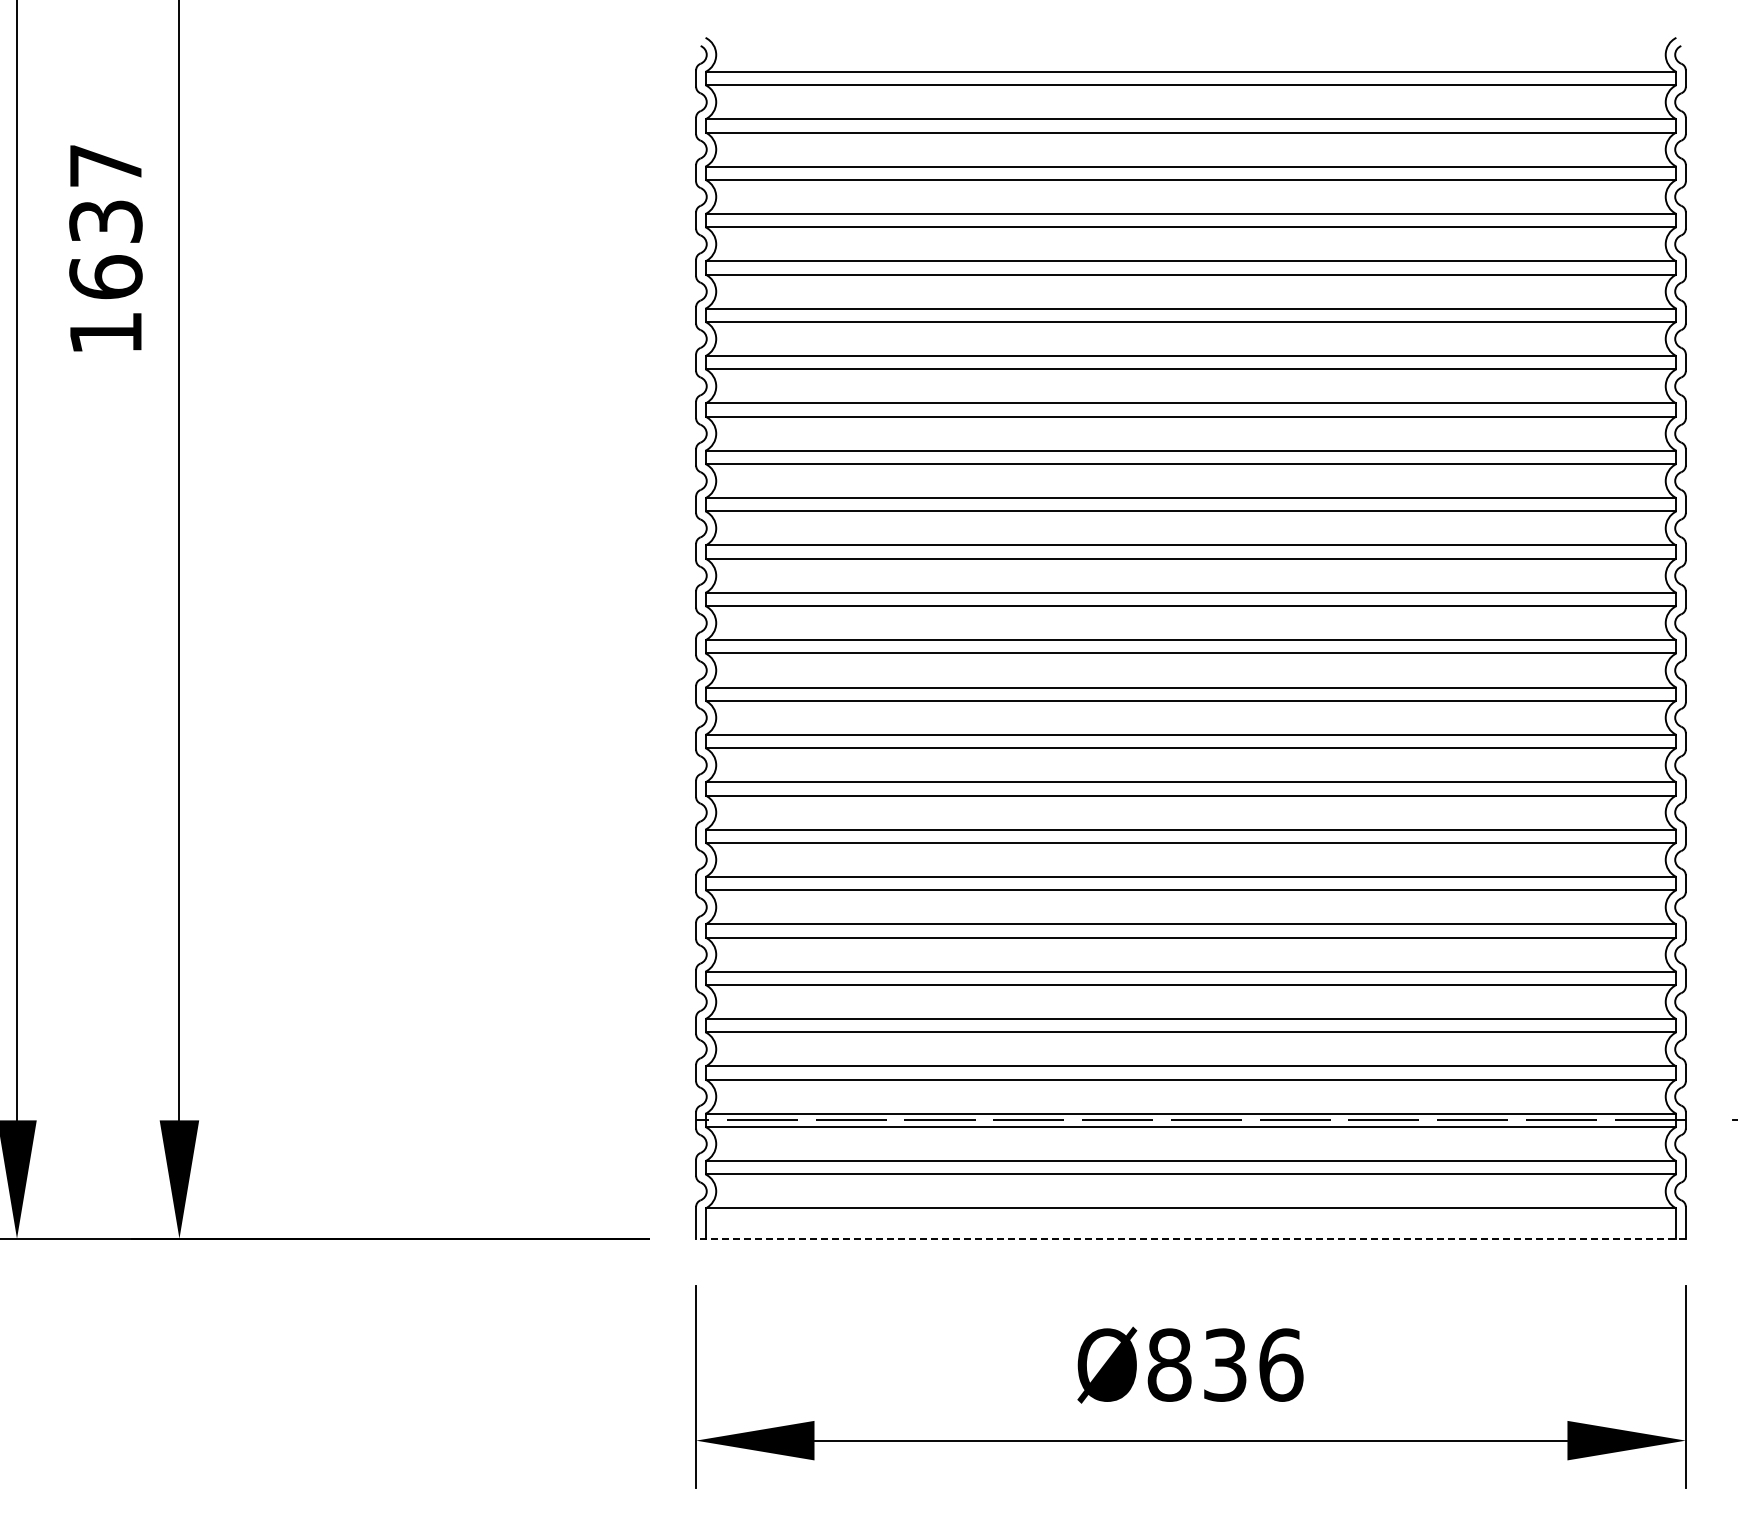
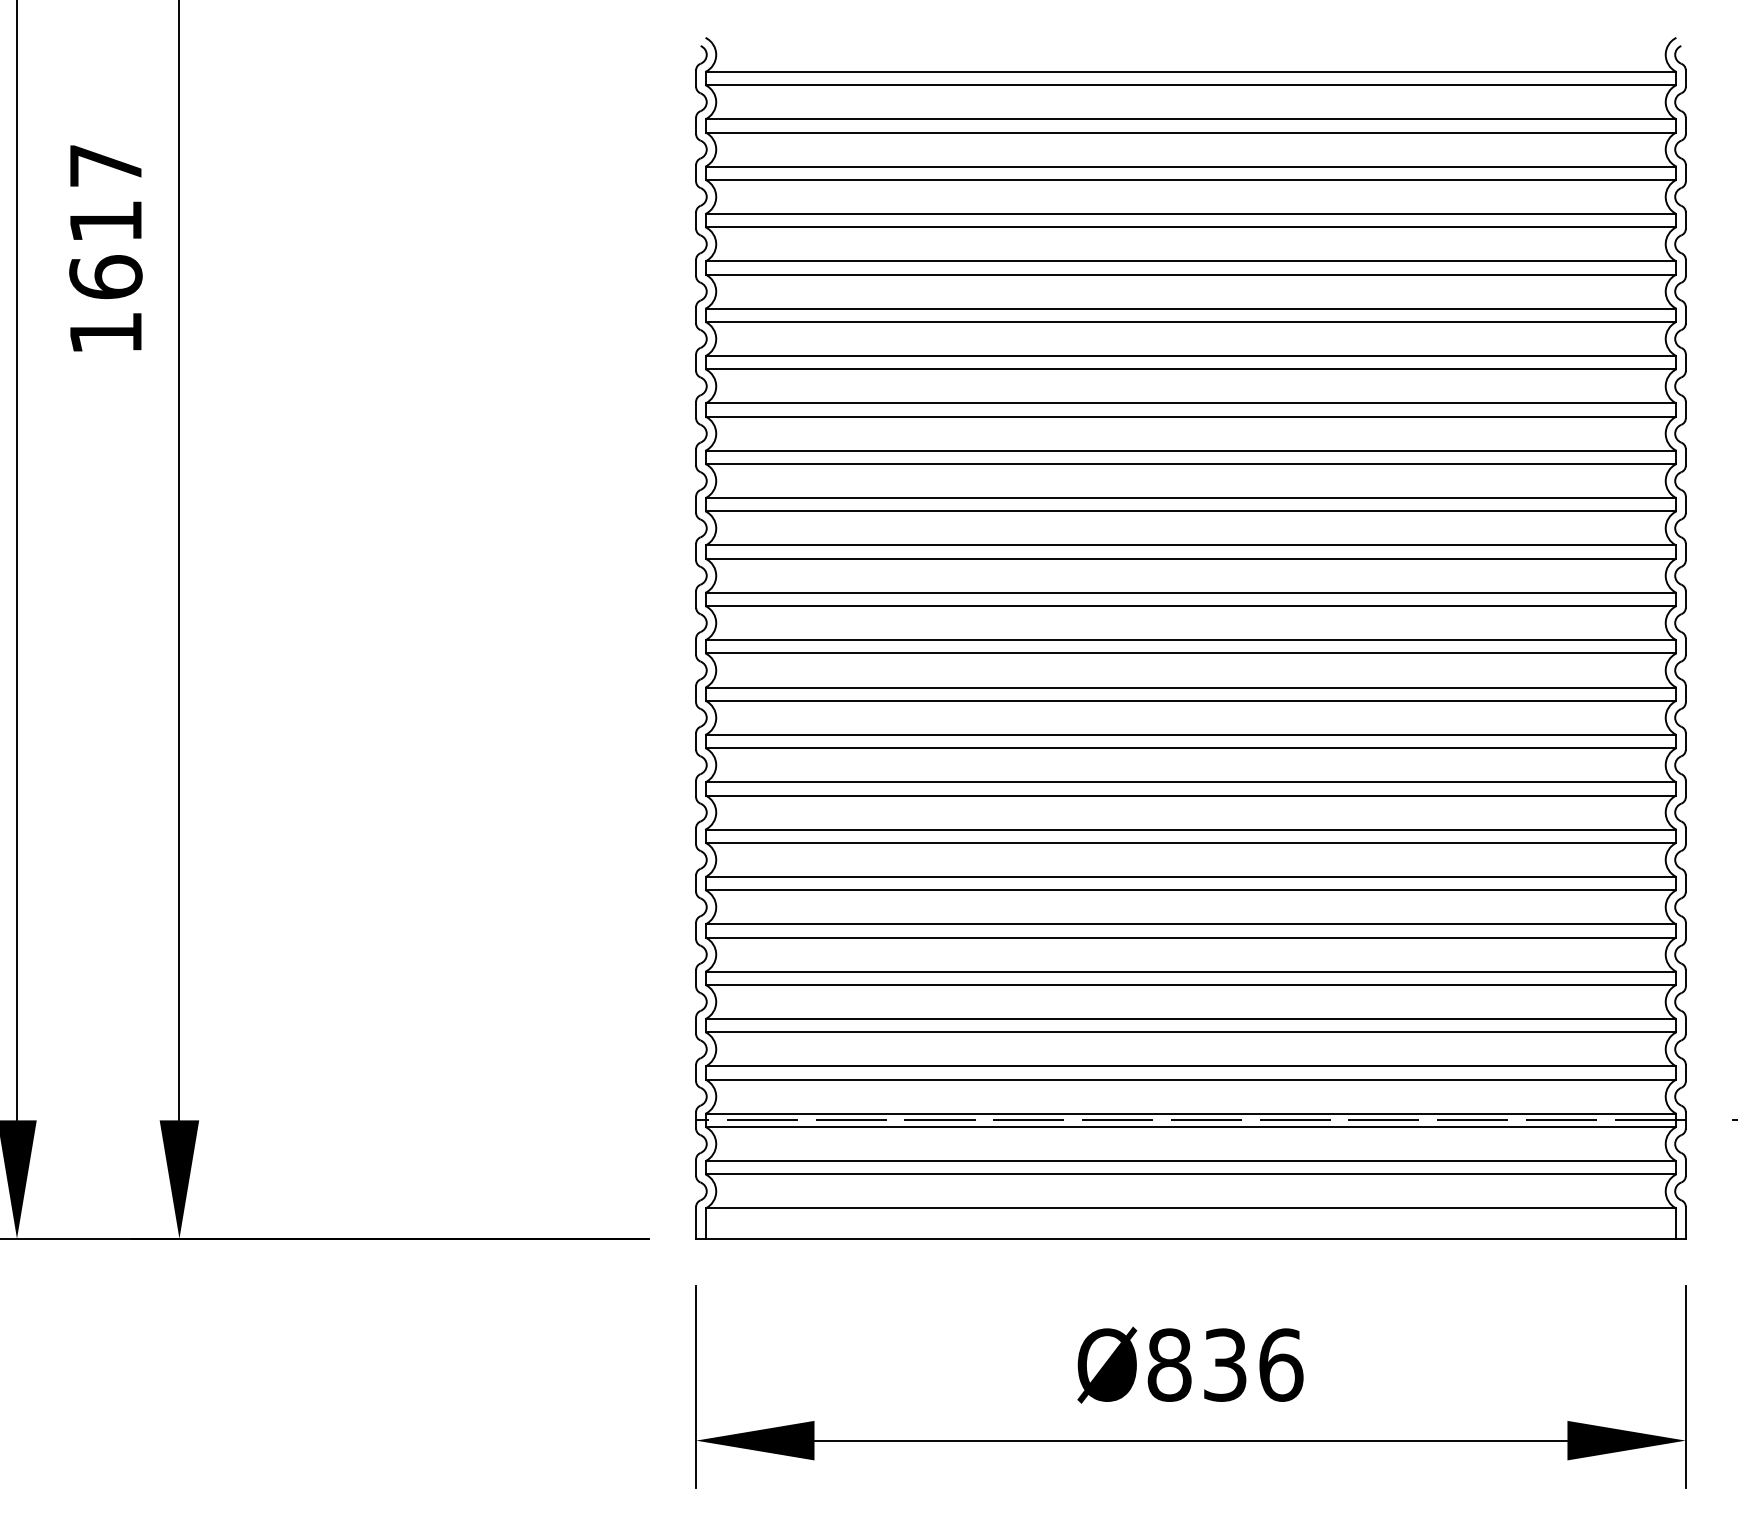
text: 1637 -> 1617 (105, 221)
line: dashed -> solid (1190, 1238)
